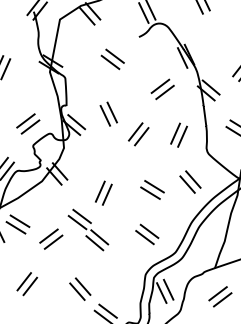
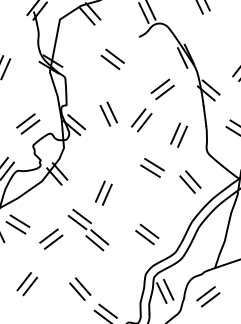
part position: (138, 134) -> (141, 120) (141, 120)
part position: (152, 189) -> (152, 167) (152, 167)
part position: (220, 296) -> (208, 296) (208, 296)
